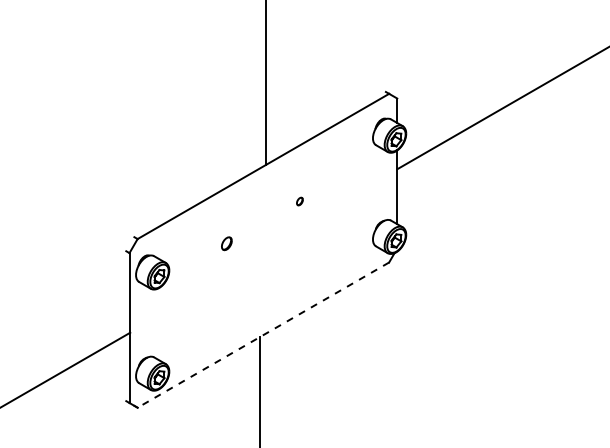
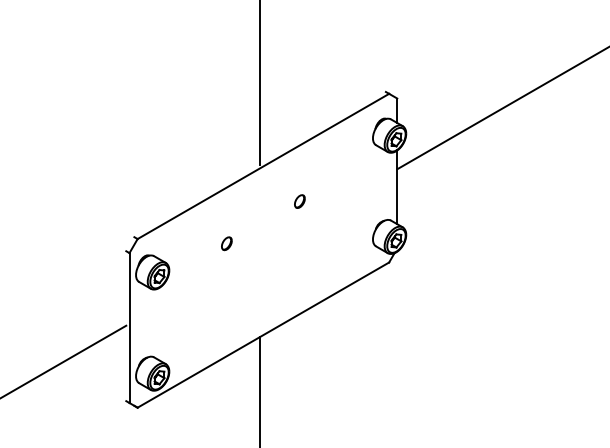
line position: (266, 83) -> (260, 83) (260, 83)
part size: 8x11 px -> 12x15 px (299, 201)
line: dashed -> solid (262, 335)
line position: (66, 369) -> (64, 361) (64, 361)
